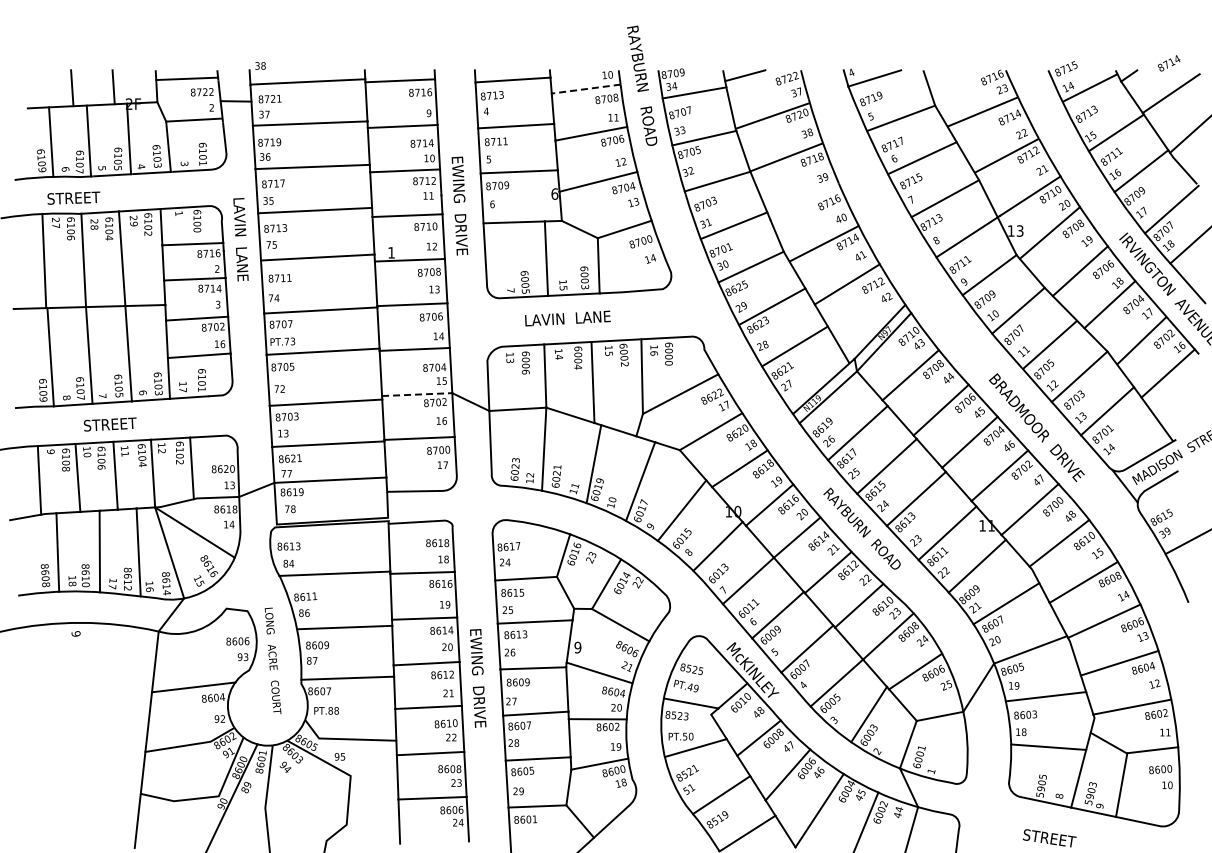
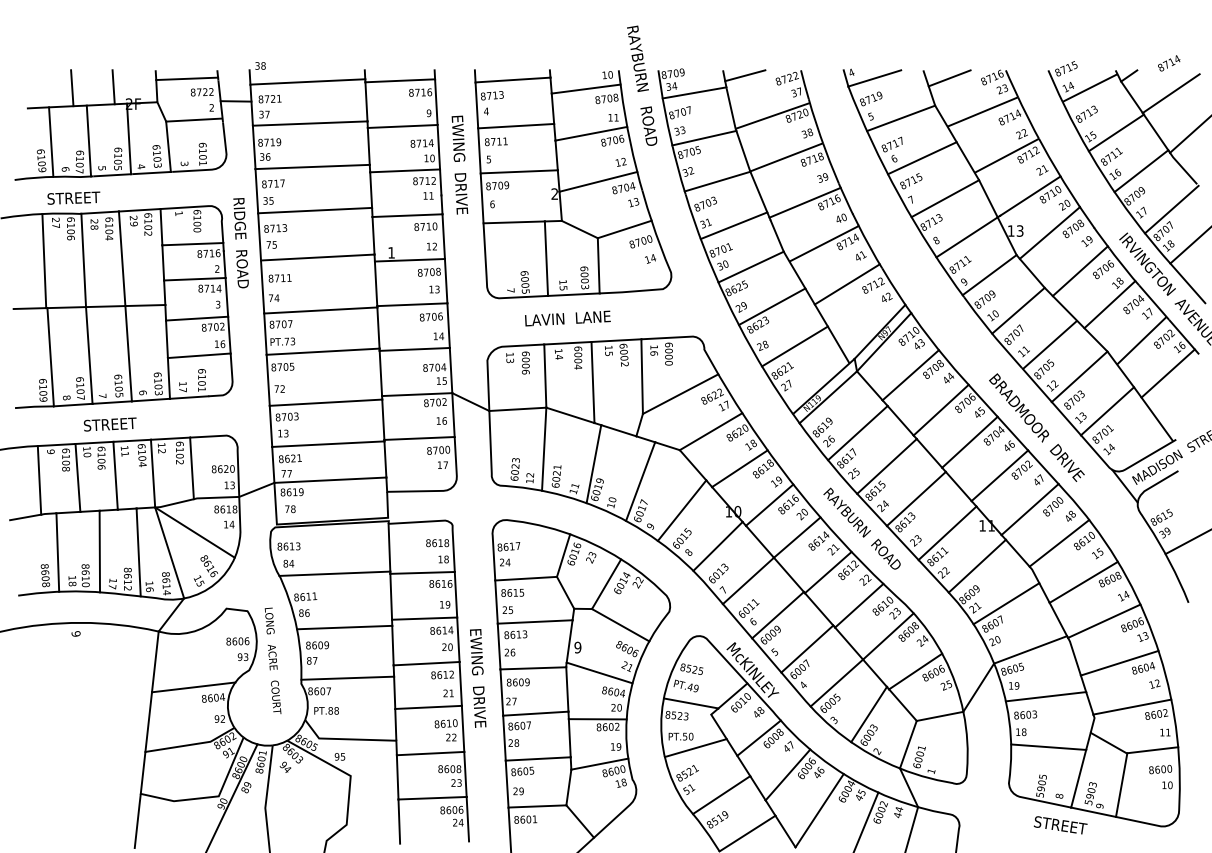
line: none -> present (949, 78)
line: dashed -> solid (586, 89)
text: 6 -> 2 (554, 193)
line: none -> present (804, 202)
text position: (459, 205) -> (459, 164) (459, 164)
text: LAVIN  LANE -> RIDGE  ROAD (240, 243)
line: dashed -> solid (417, 394)
text position: (1049, 838) -> (1060, 825) (1060, 825)
